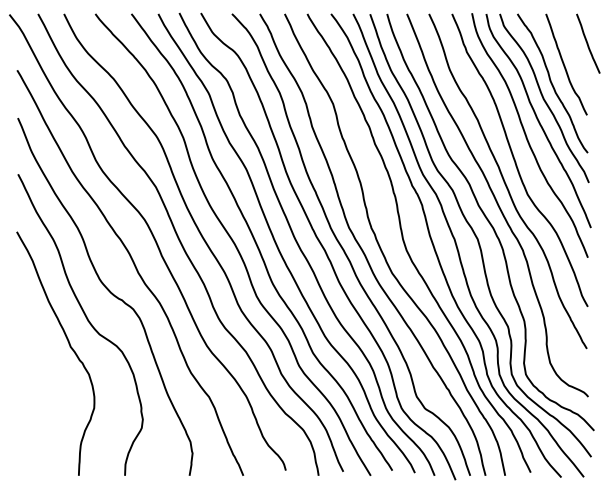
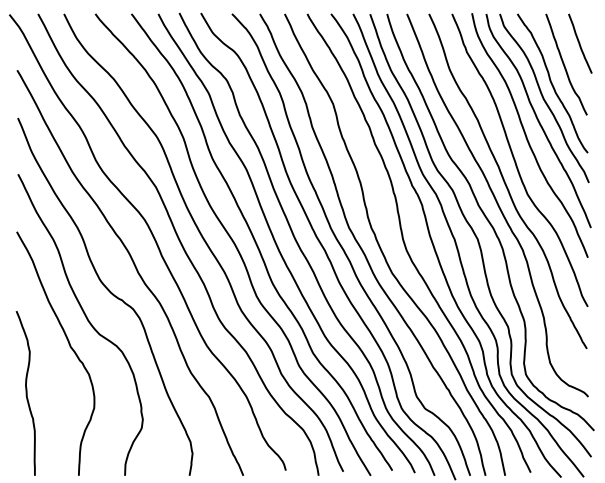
curve position: (588, 43) -> (580, 43) (580, 43)
curve: none -> present (25, 393)
